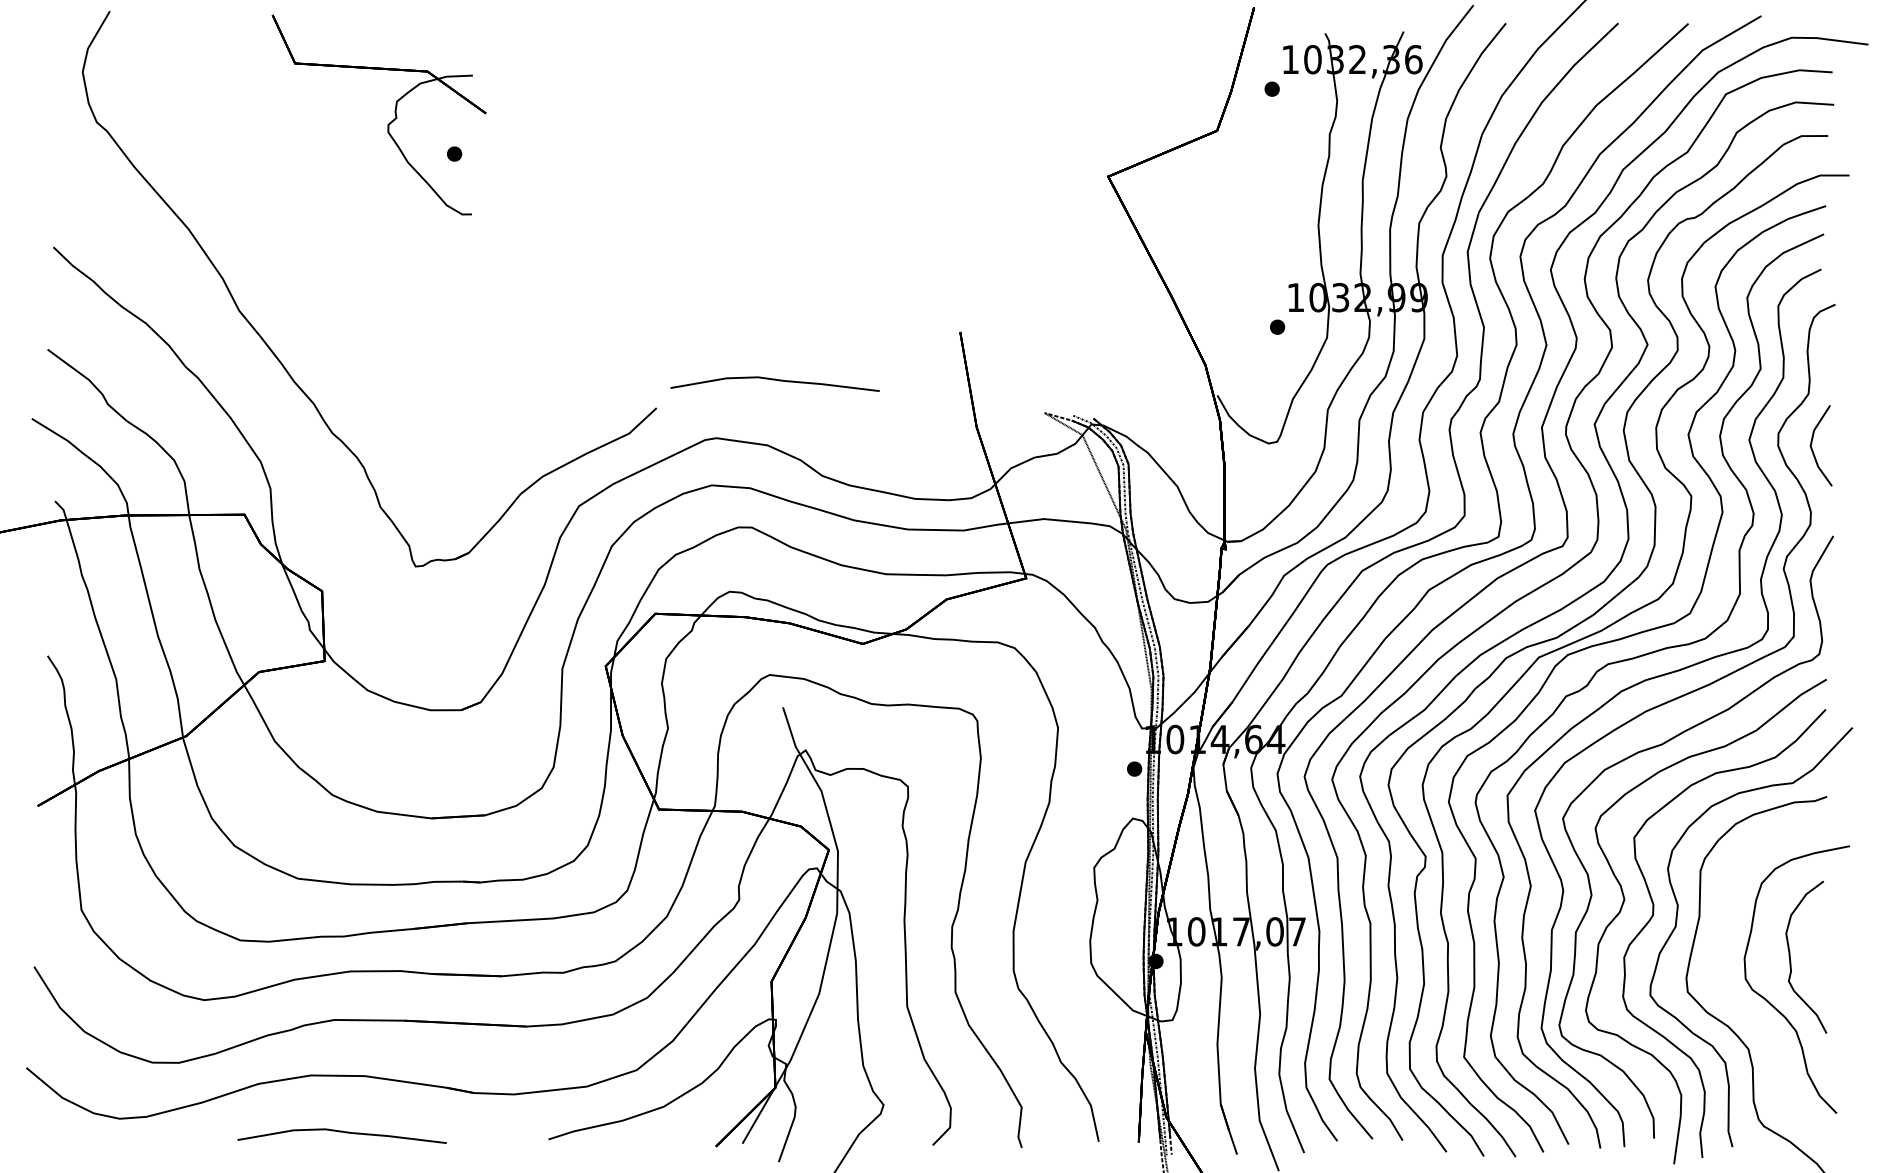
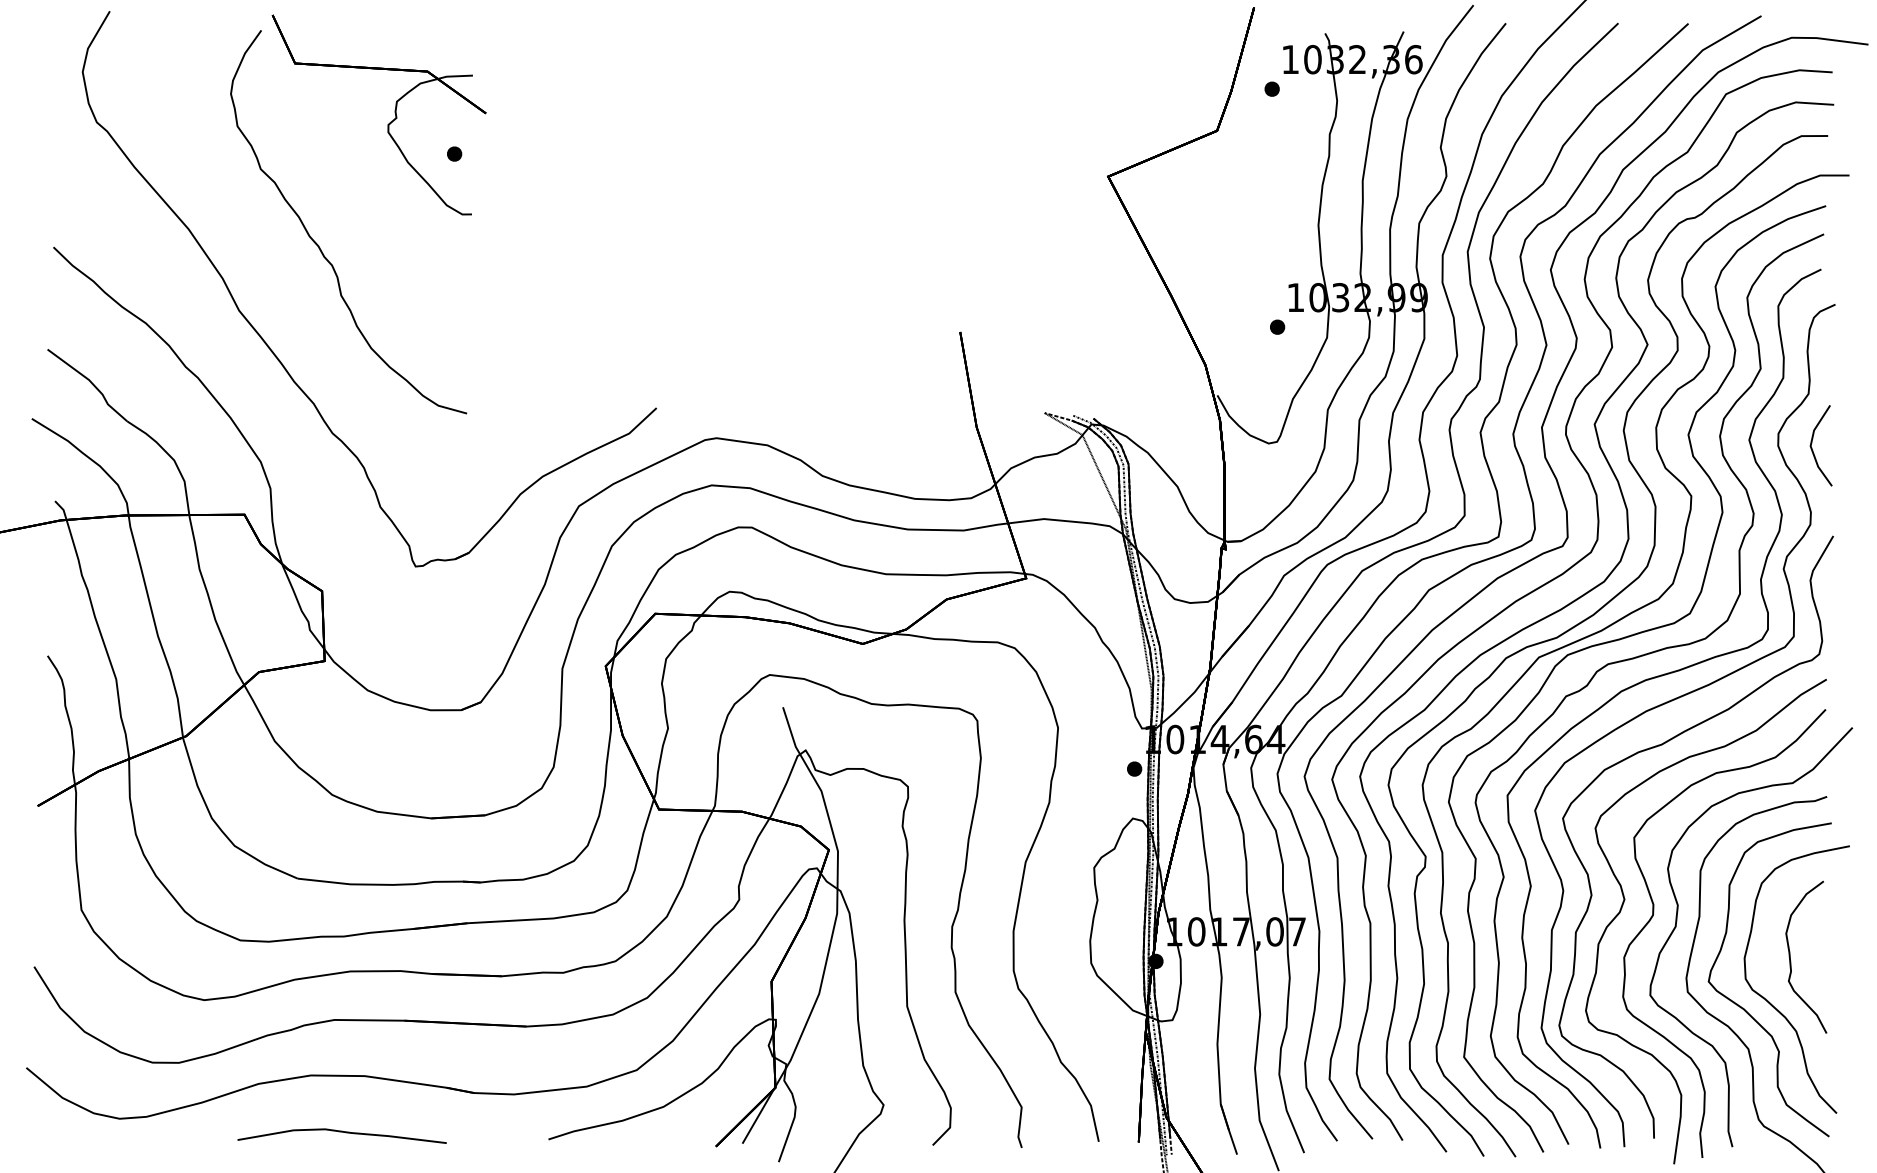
curve: none -> present (318, 244)
part: present -> none (774, 383)
part: none -> present (1743, 1007)
